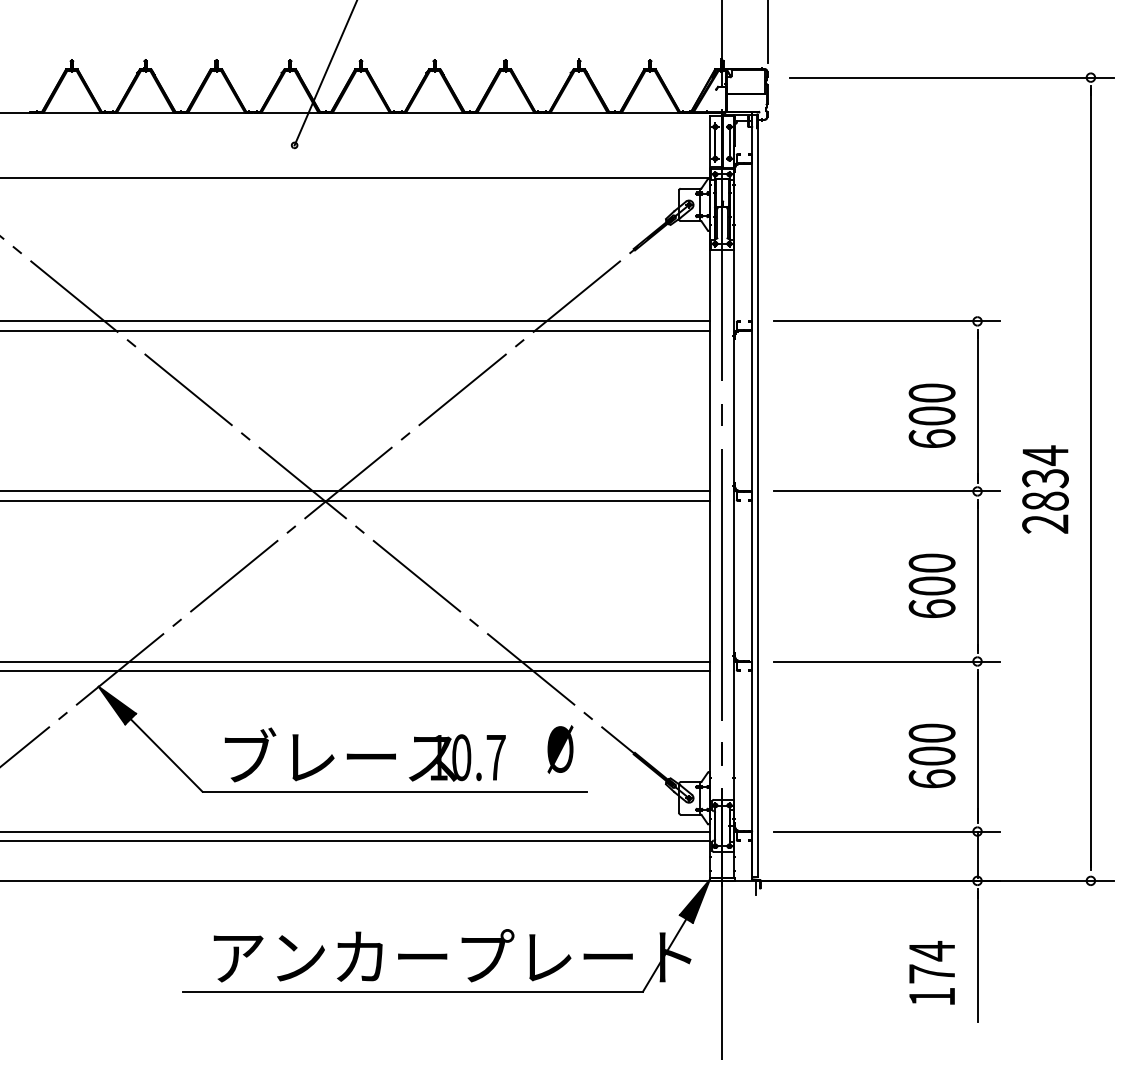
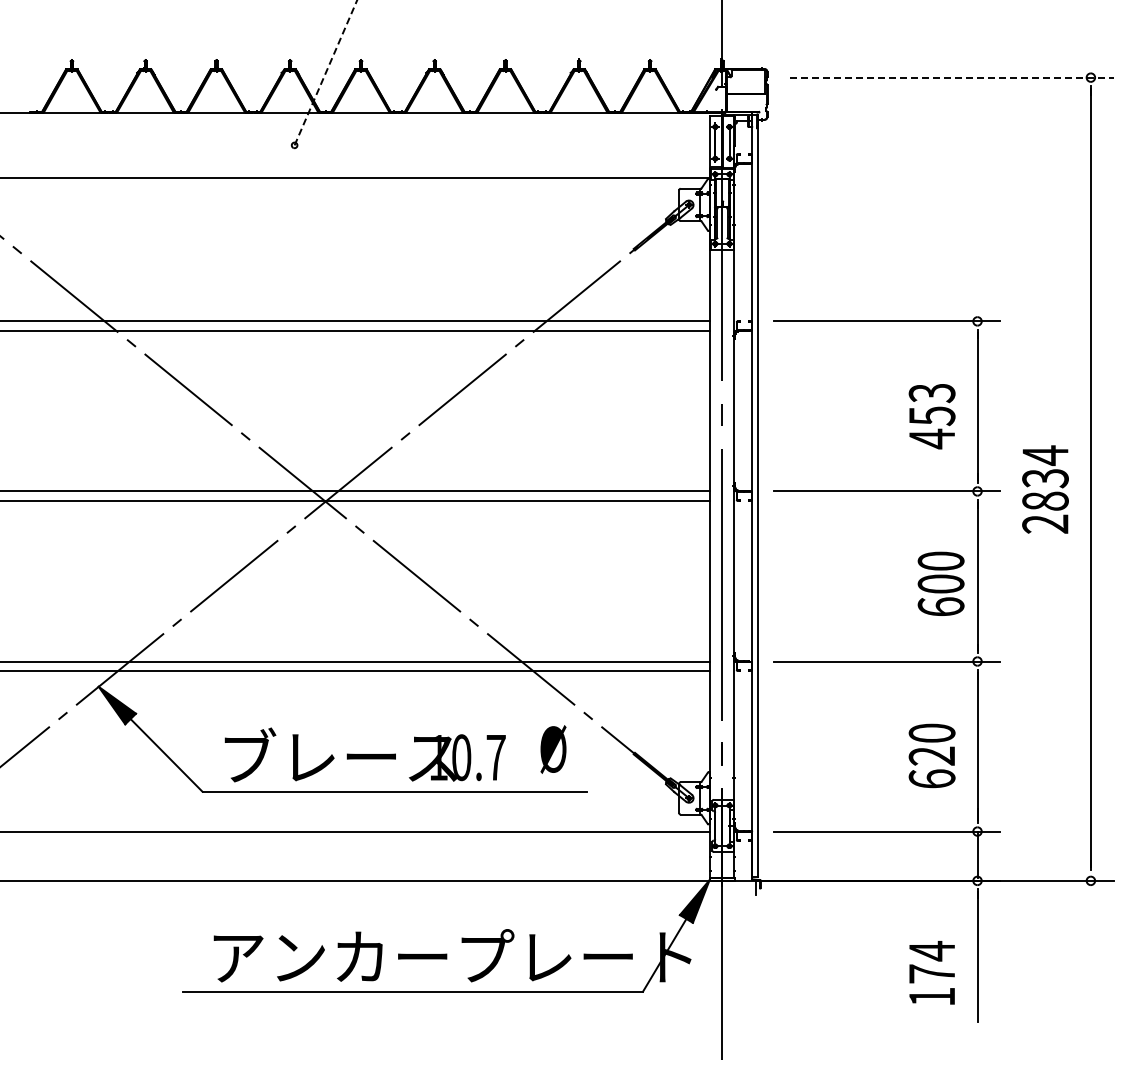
line: present -> none (767, 32)
line: solid -> dashed (325, 72)
line: solid -> dashed (951, 77)
text: 600 -> 453 (931, 416)
text position: (931, 585) -> (940, 583) (940, 583)
text position: (560, 749) -> (553, 749) (553, 749)
text: 600 -> 620 (931, 755)
line: present -> none (356, 840)
